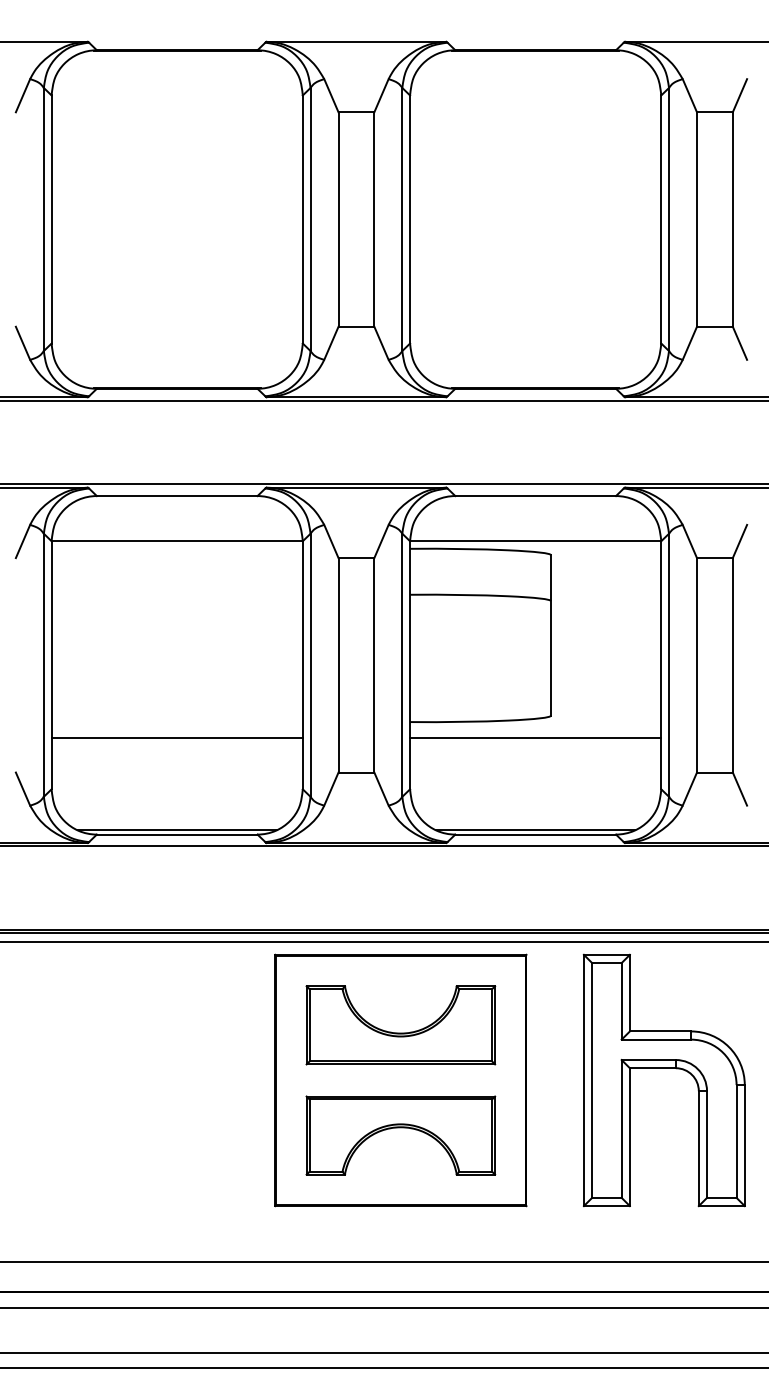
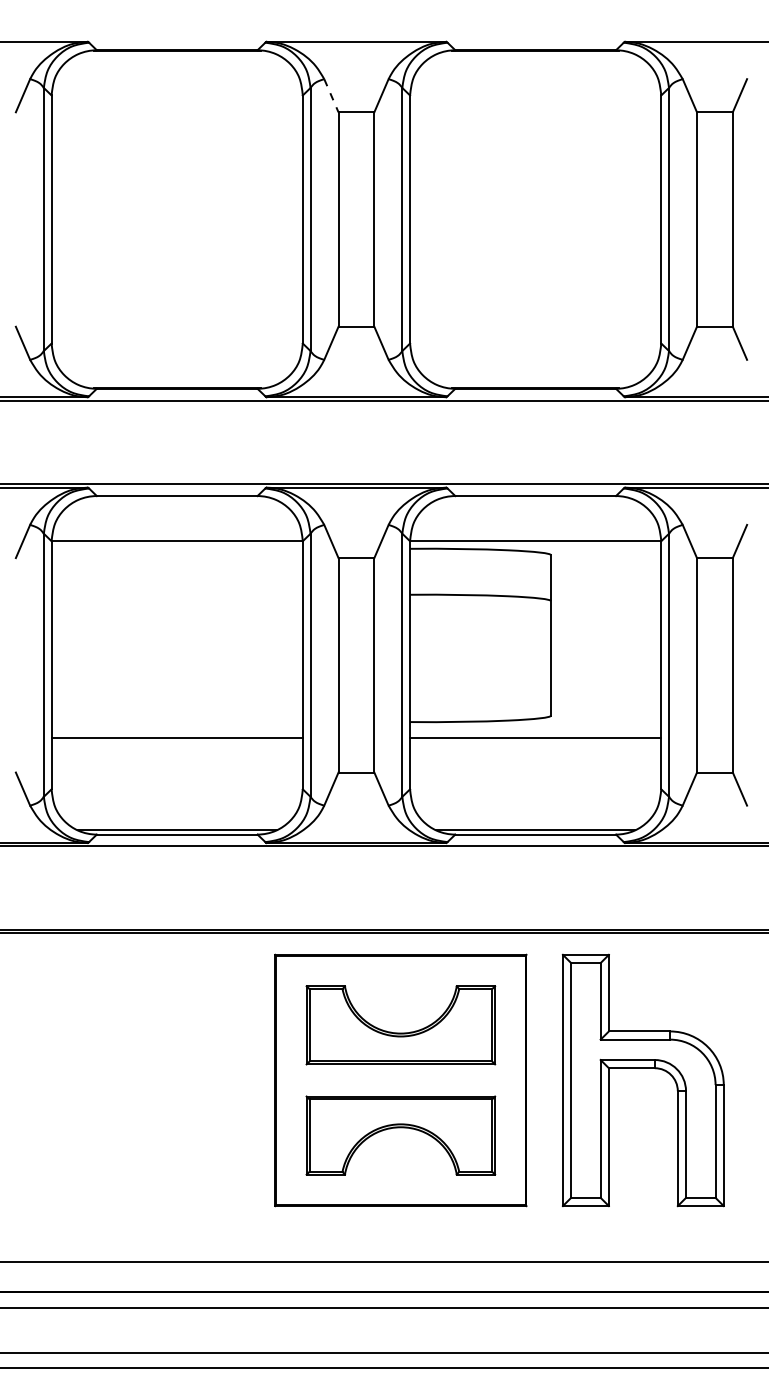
line: solid -> dashed (331, 96)
line: present -> none (383, 942)
part position: (663, 1068) -> (642, 1068) (642, 1068)
